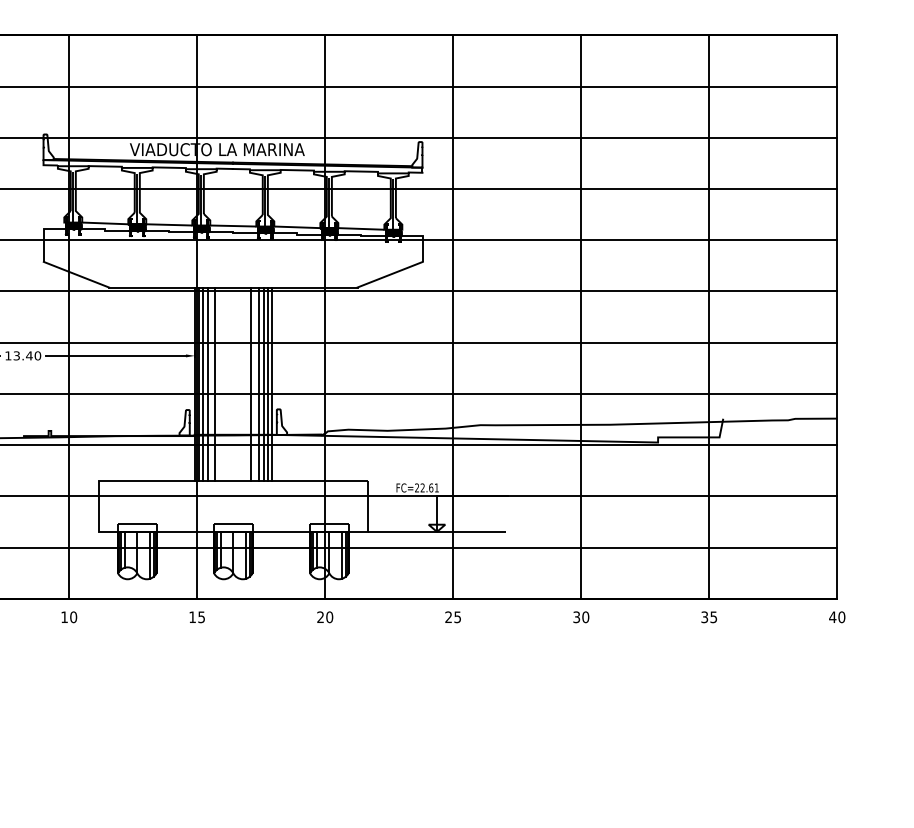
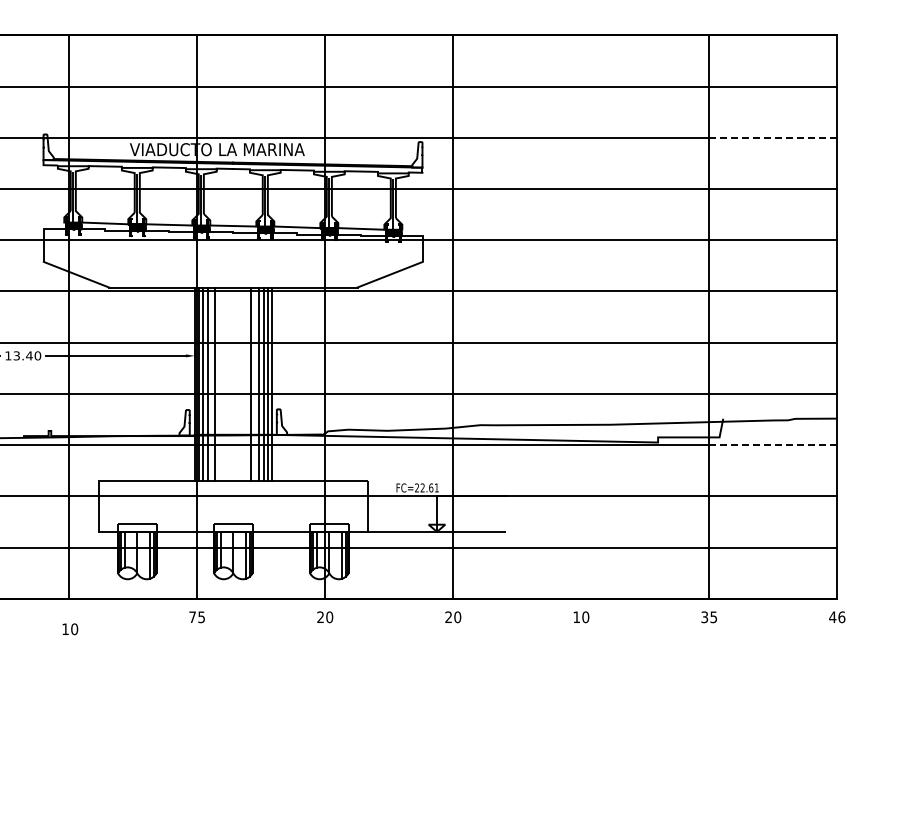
line: solid -> dashed (772, 137)
line: present -> none (581, 316)
line: solid -> dashed (772, 445)
text: 15 -> 75 (192, 616)
text: 40 -> 46 (841, 616)
text position: (69, 617) -> (70, 629) (70, 629)
text: 25 -> 20 (457, 617)
text: 30 -> 10 (576, 617)
